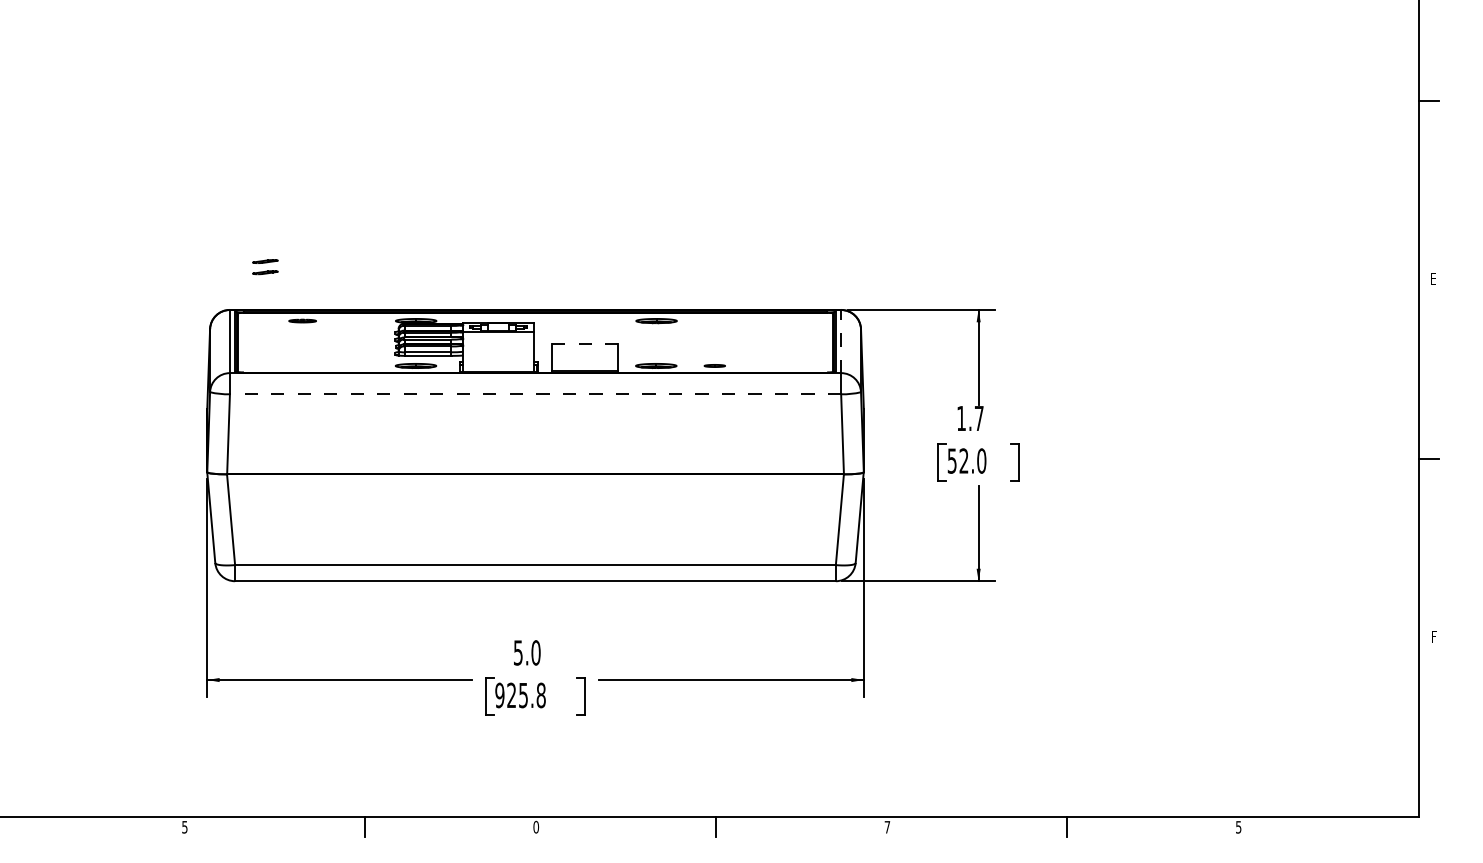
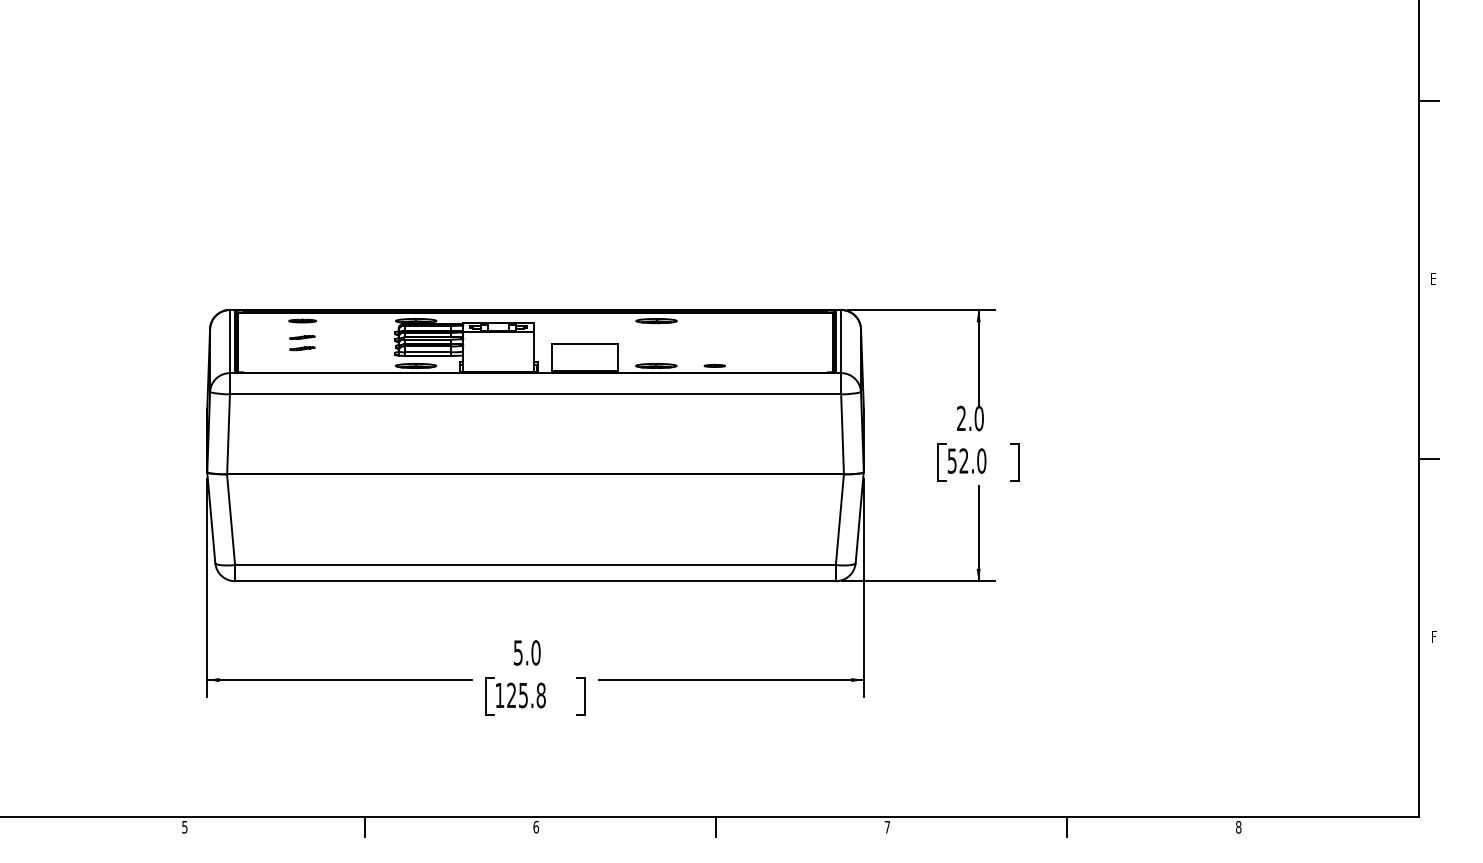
part position: (265, 267) -> (302, 343) (302, 343)
line: dashed -> solid (841, 341)
line: dashed -> solid (584, 343)
line: dashed -> solid (535, 394)
text: 1.7 -> 2.0 (970, 418)
text: 925.8 -> 125.8 (499, 695)
text: 0 -> 6 (536, 826)
text: 5 -> 8 (1238, 827)
